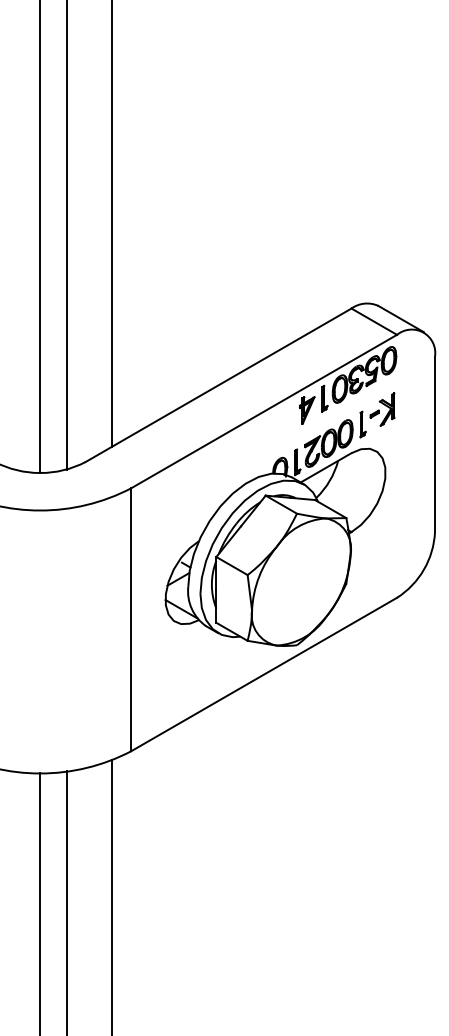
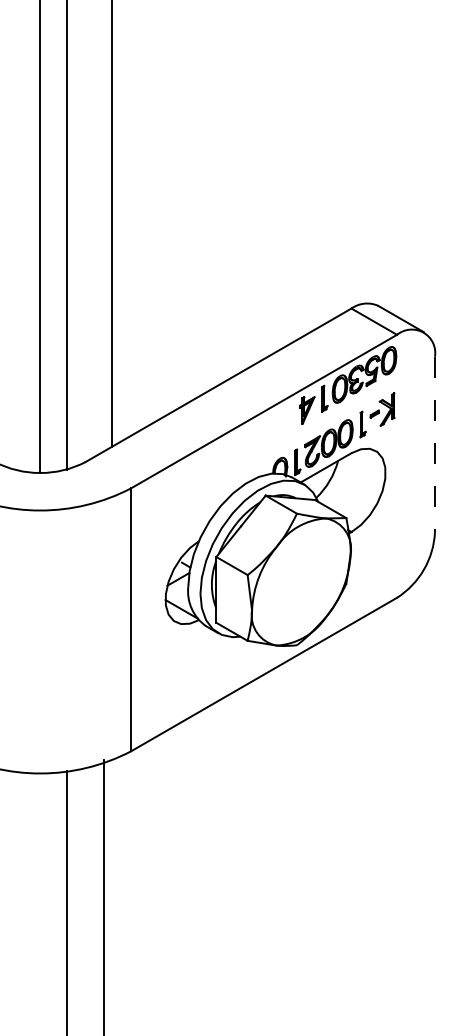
line: solid -> dashed (434, 444)
line position: (112, 896) -> (104, 896) (104, 896)
line: present -> none (40, 902)
